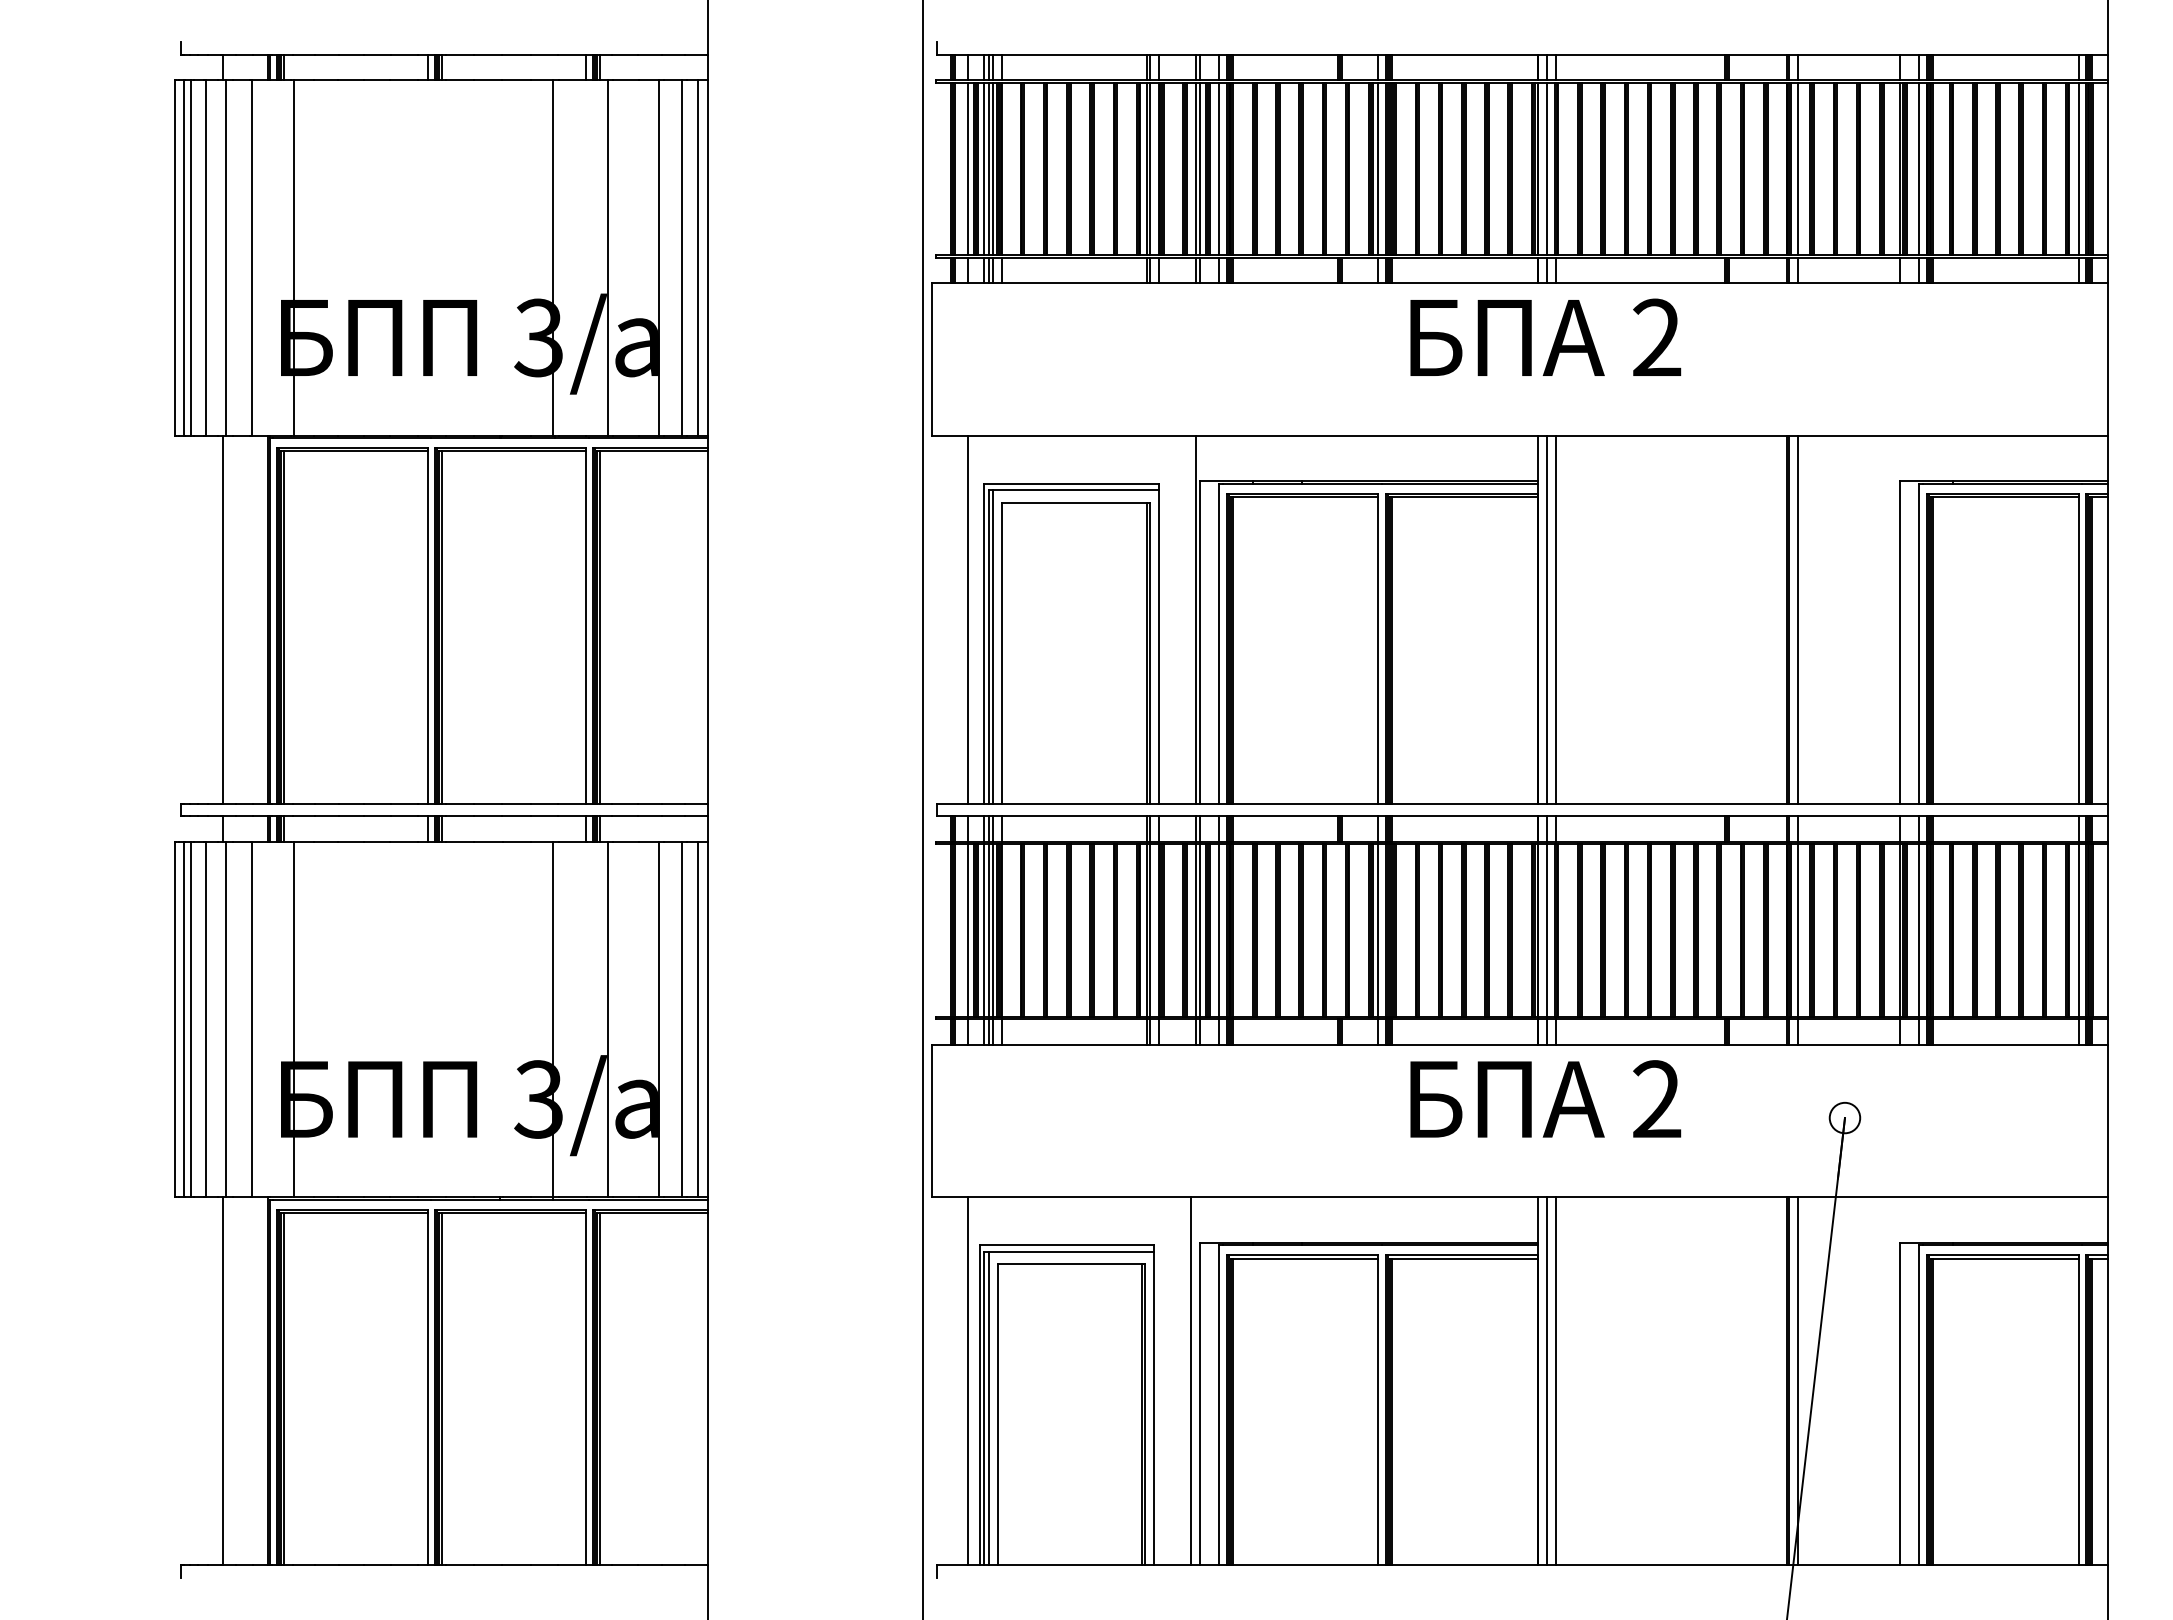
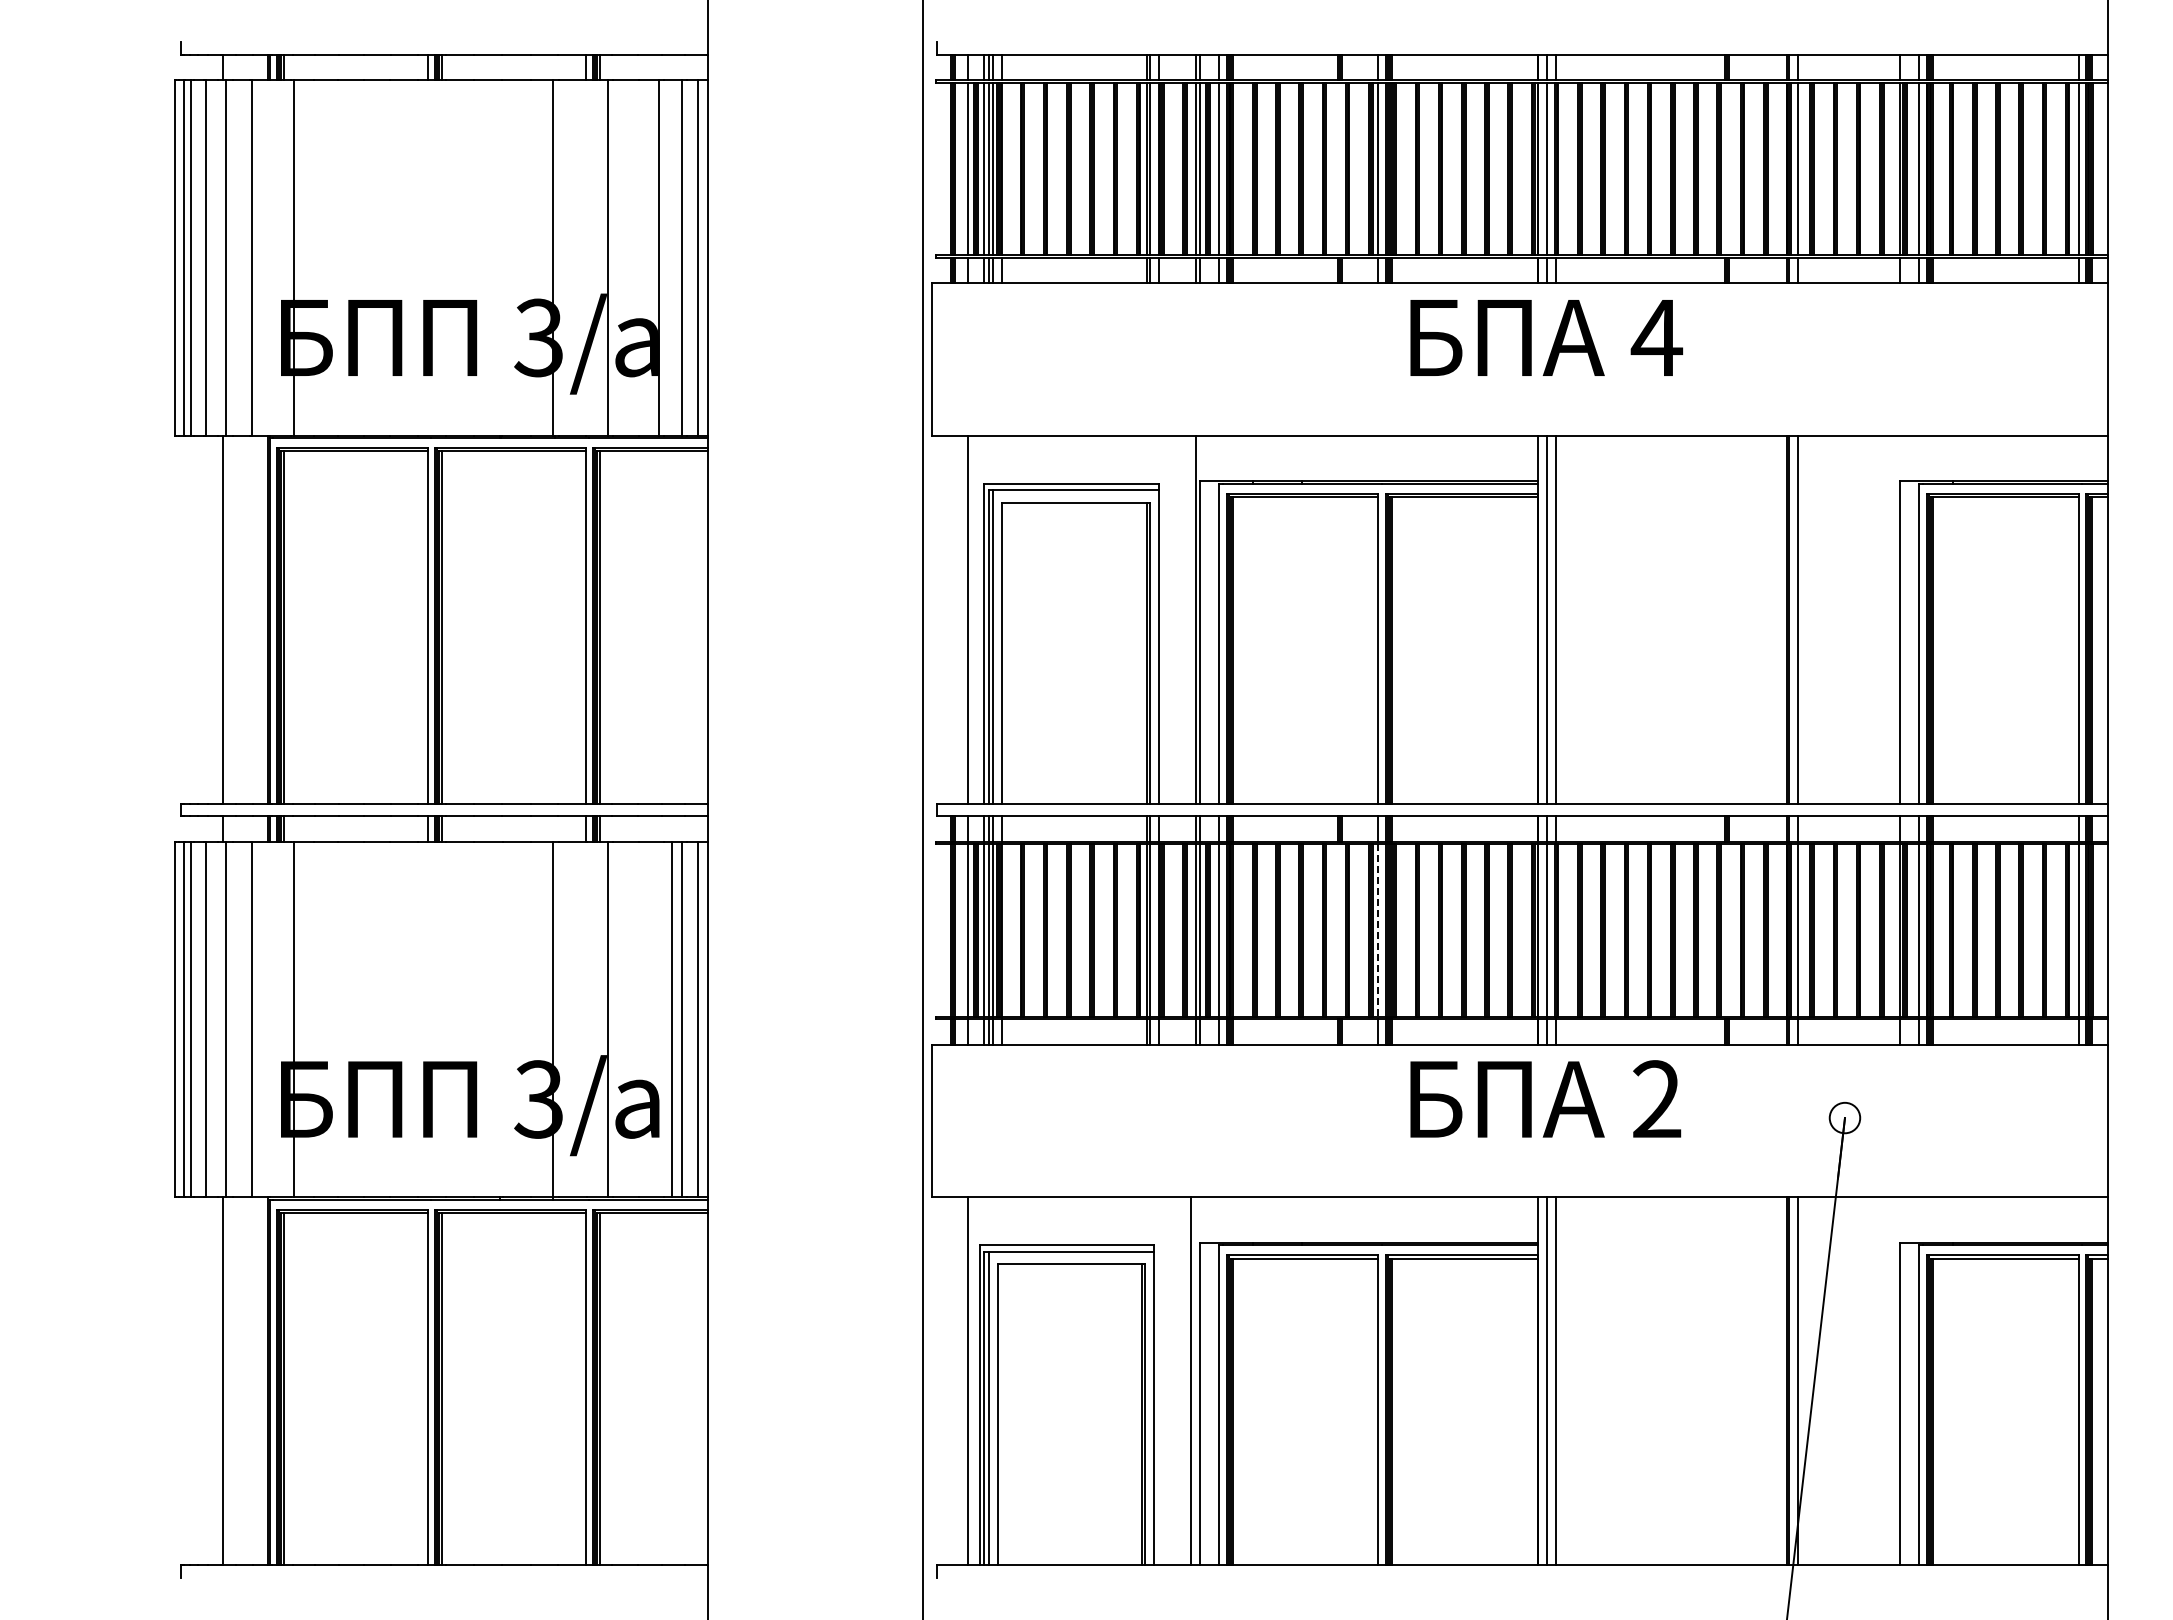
text: 2 -> 4 (1656, 336)
line: solid -> dashed (1378, 931)
line position: (658, 1019) -> (671, 1019) (671, 1019)
